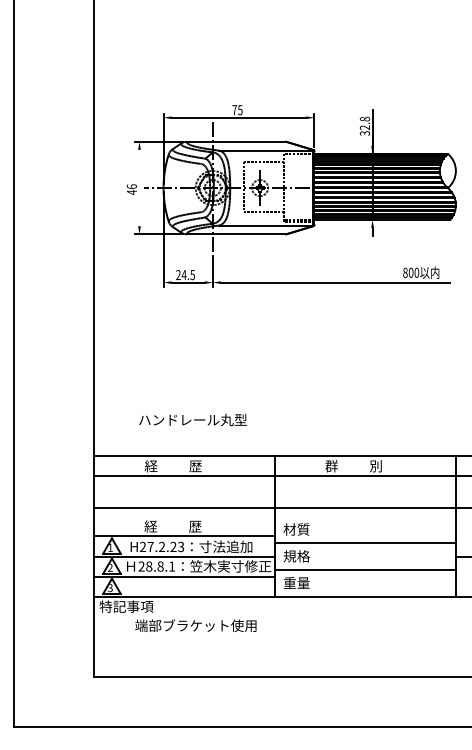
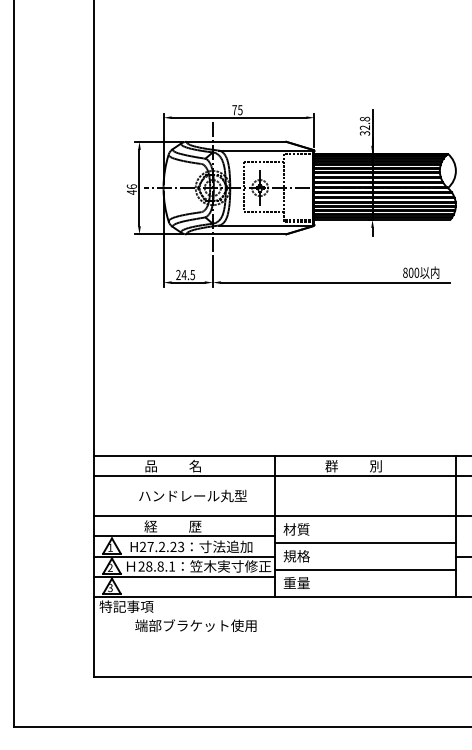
line: none -> present (139, 187)
text position: (192, 419) -> (192, 495) (192, 495)
text: 経          歴 -> 品          名 (172, 466)
line position: (281, 508) -> (281, 516) (281, 516)
